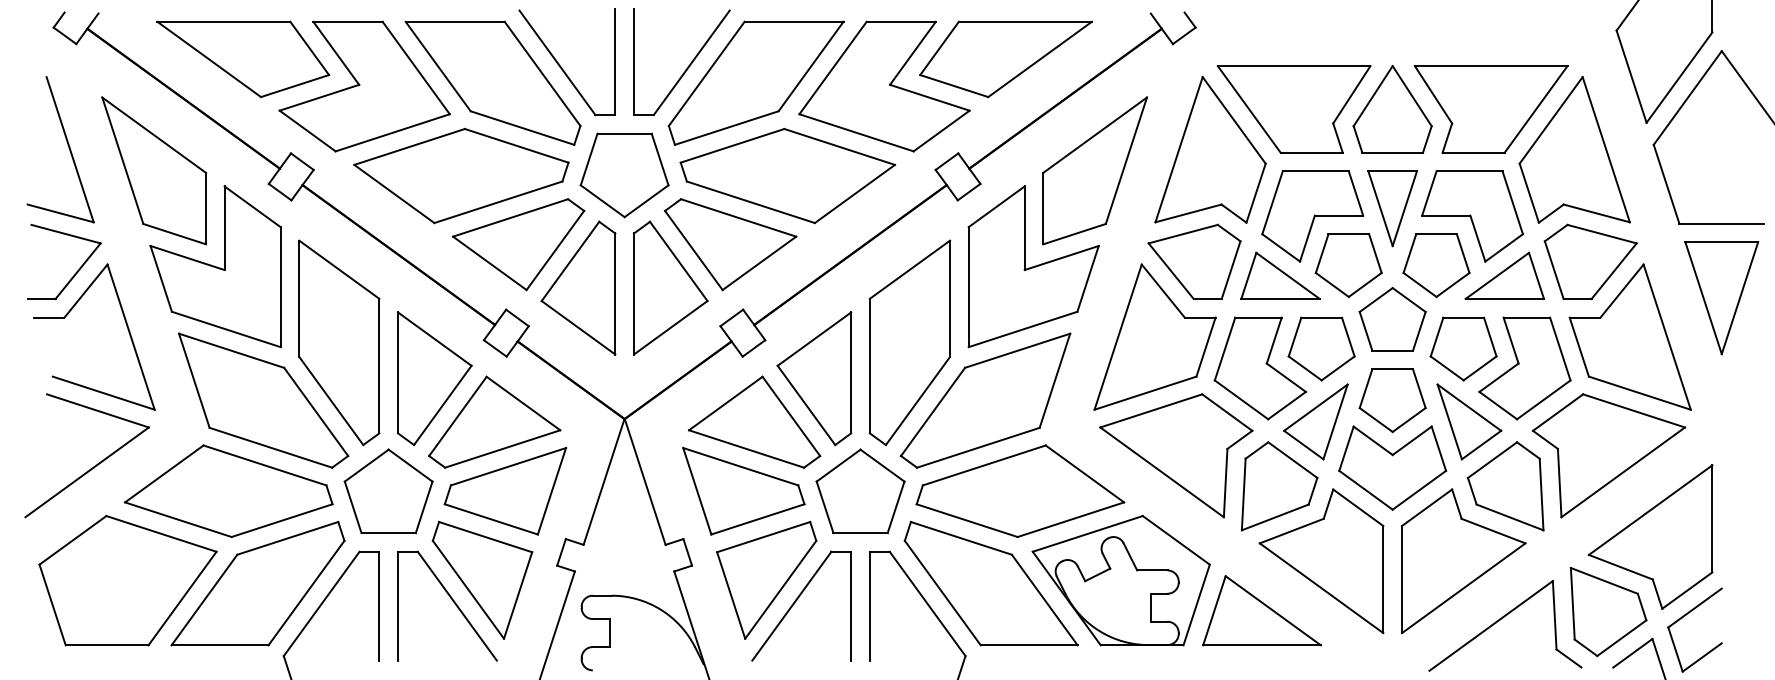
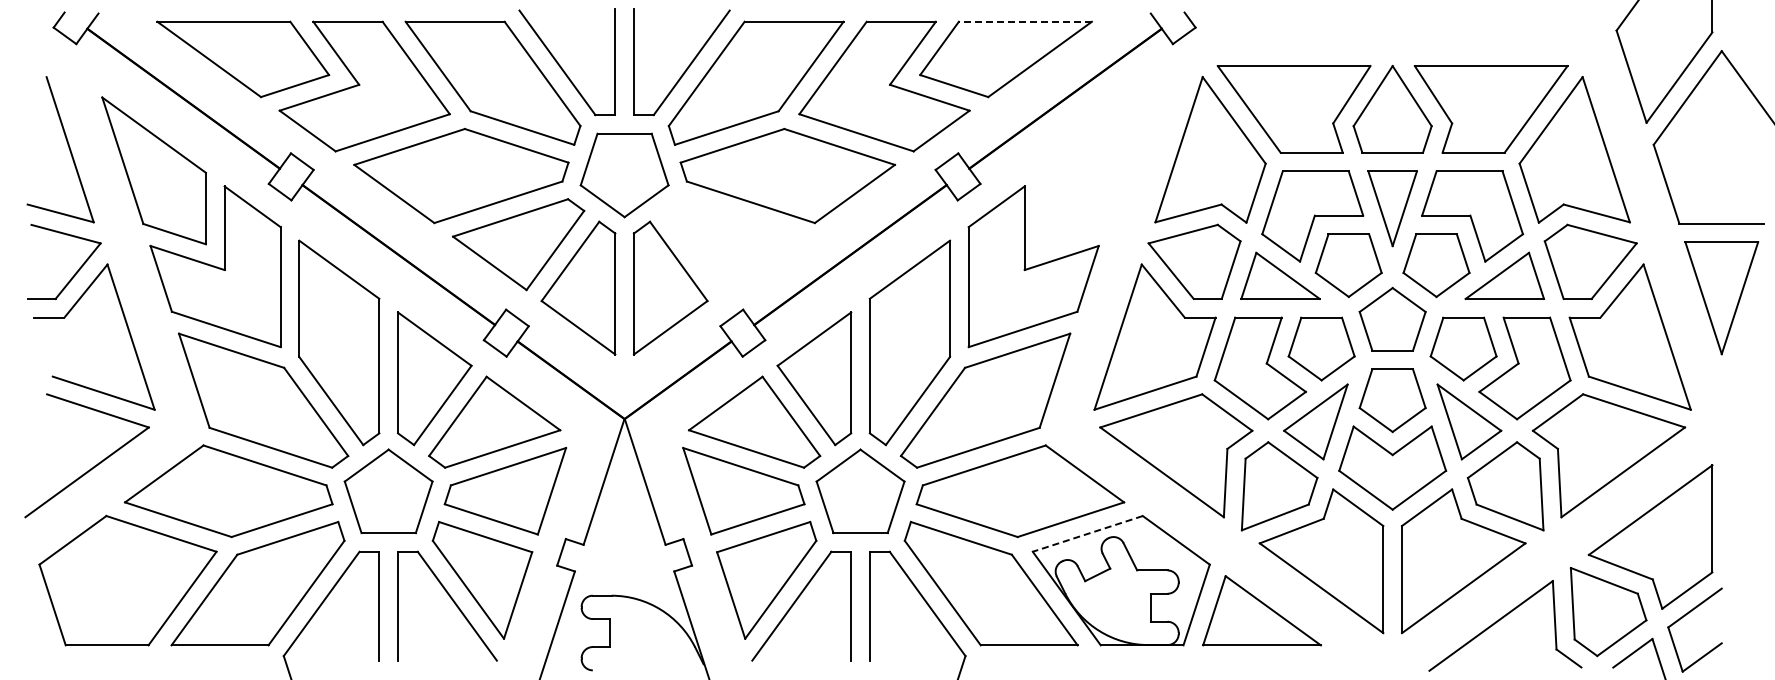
line: solid -> dashed (1025, 21)
part: present -> none (1095, 170)
part: present -> none (730, 244)
line: solid -> dashed (1087, 533)
